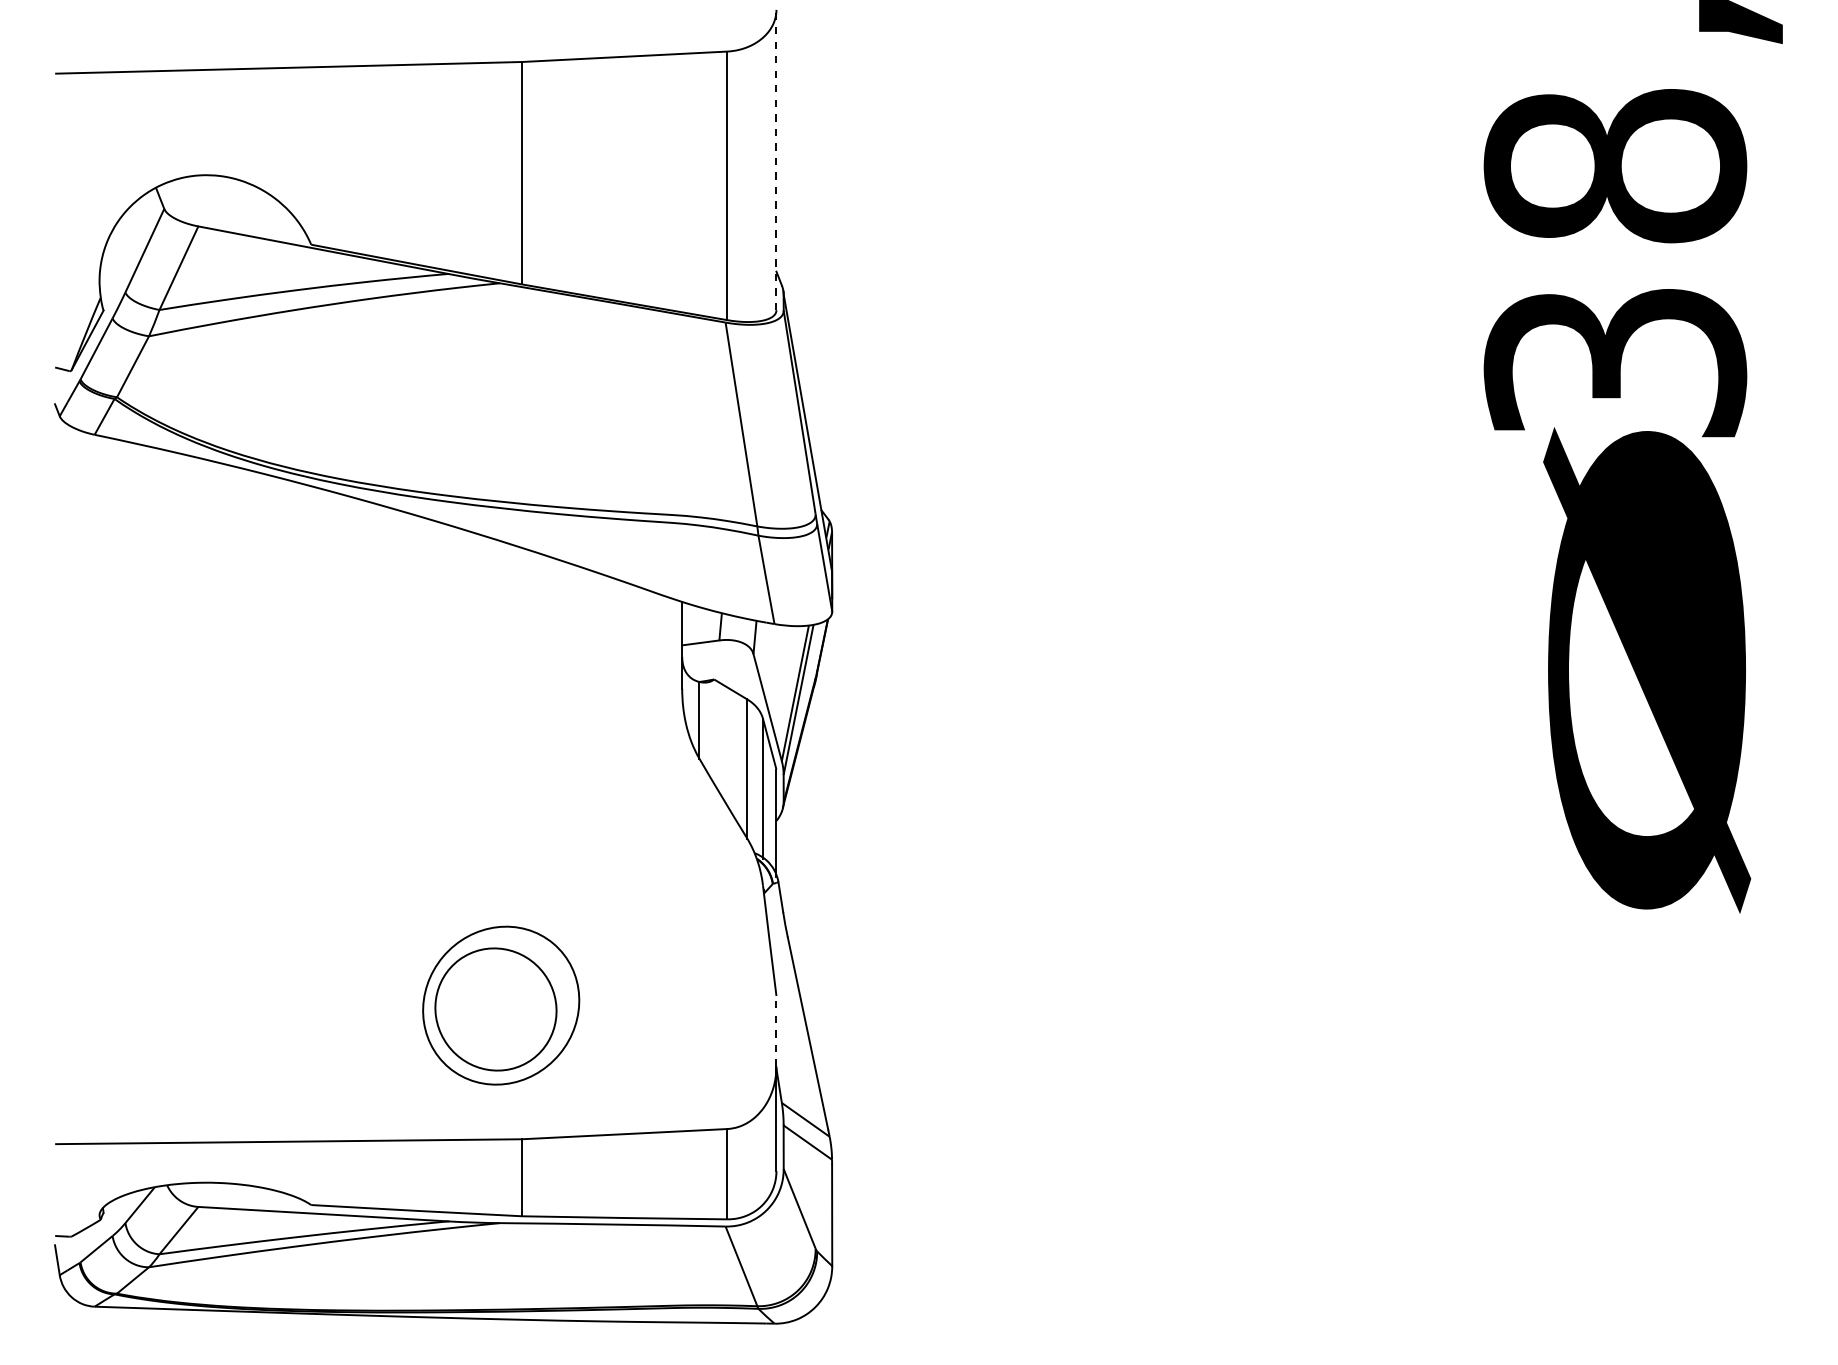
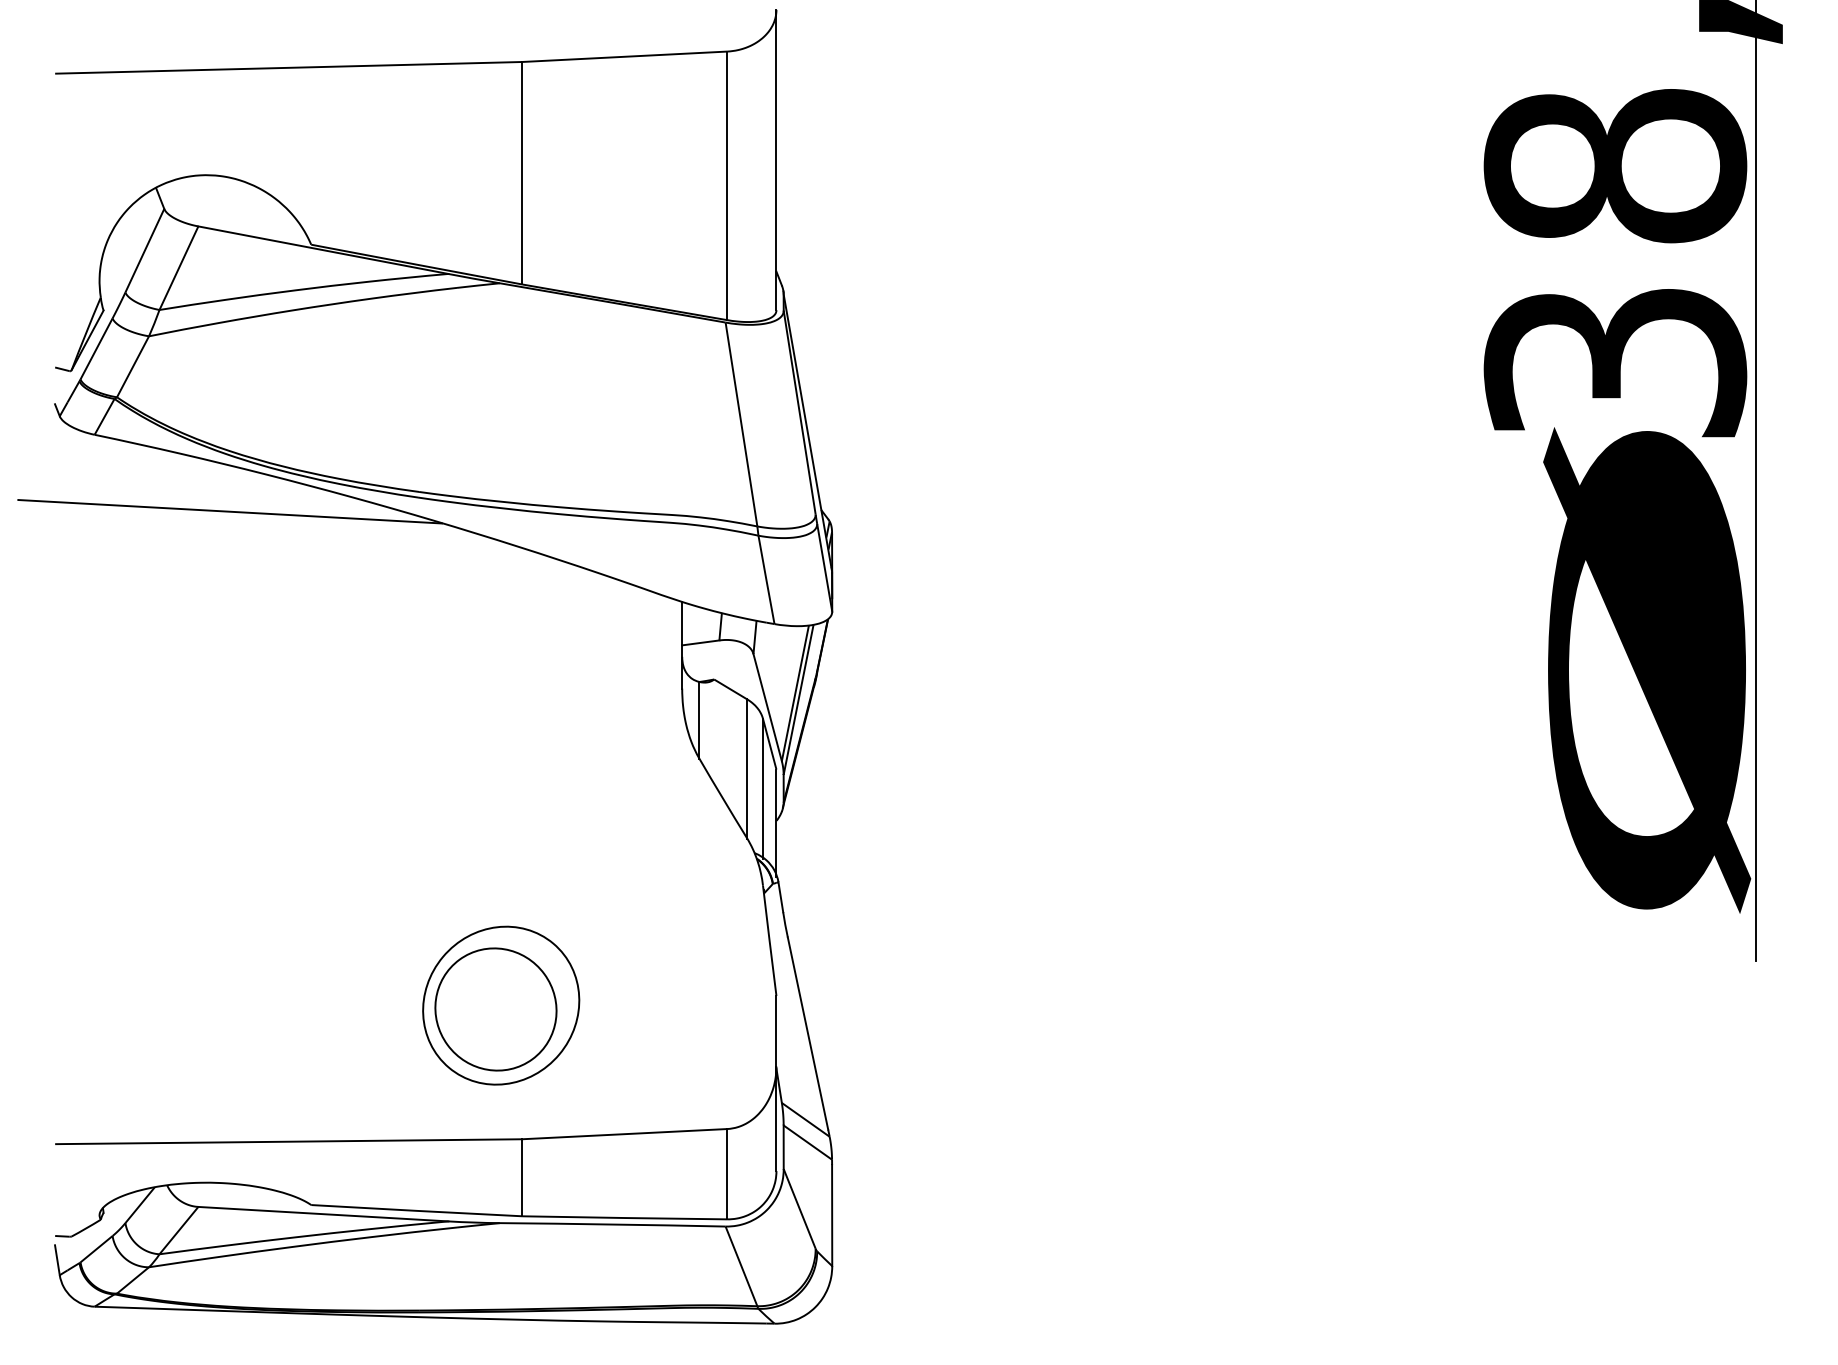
line: dashed -> solid (776, 159)
line: none -> present (1755, 481)
line: none -> present (229, 511)
line: dashed -> solid (776, 1030)
